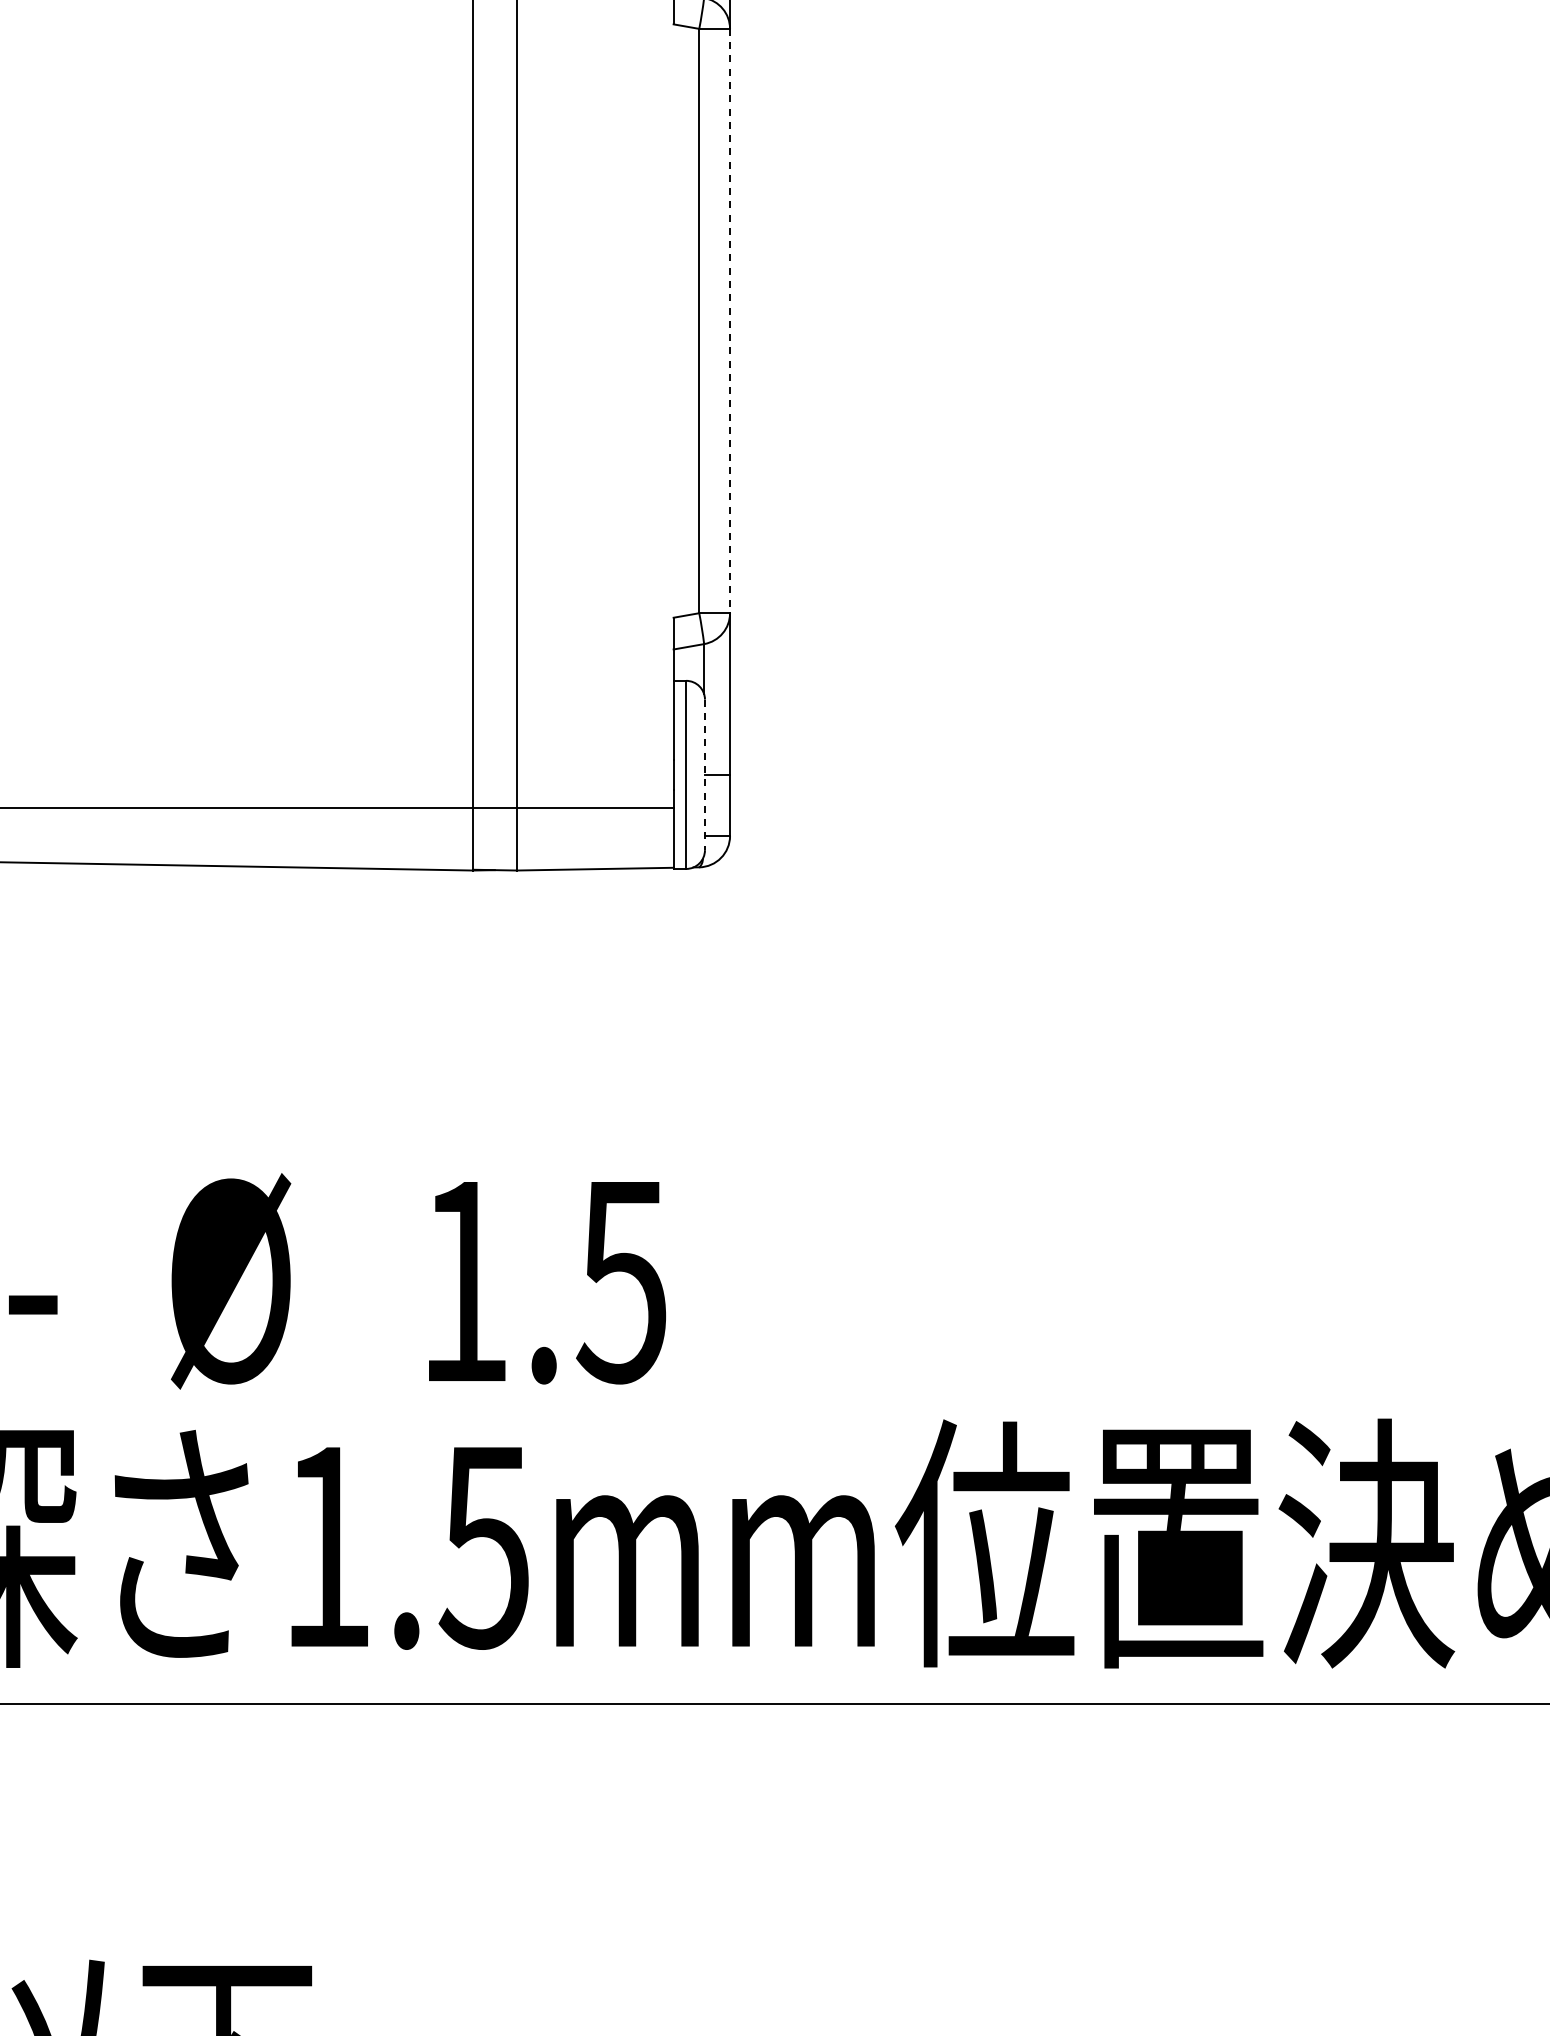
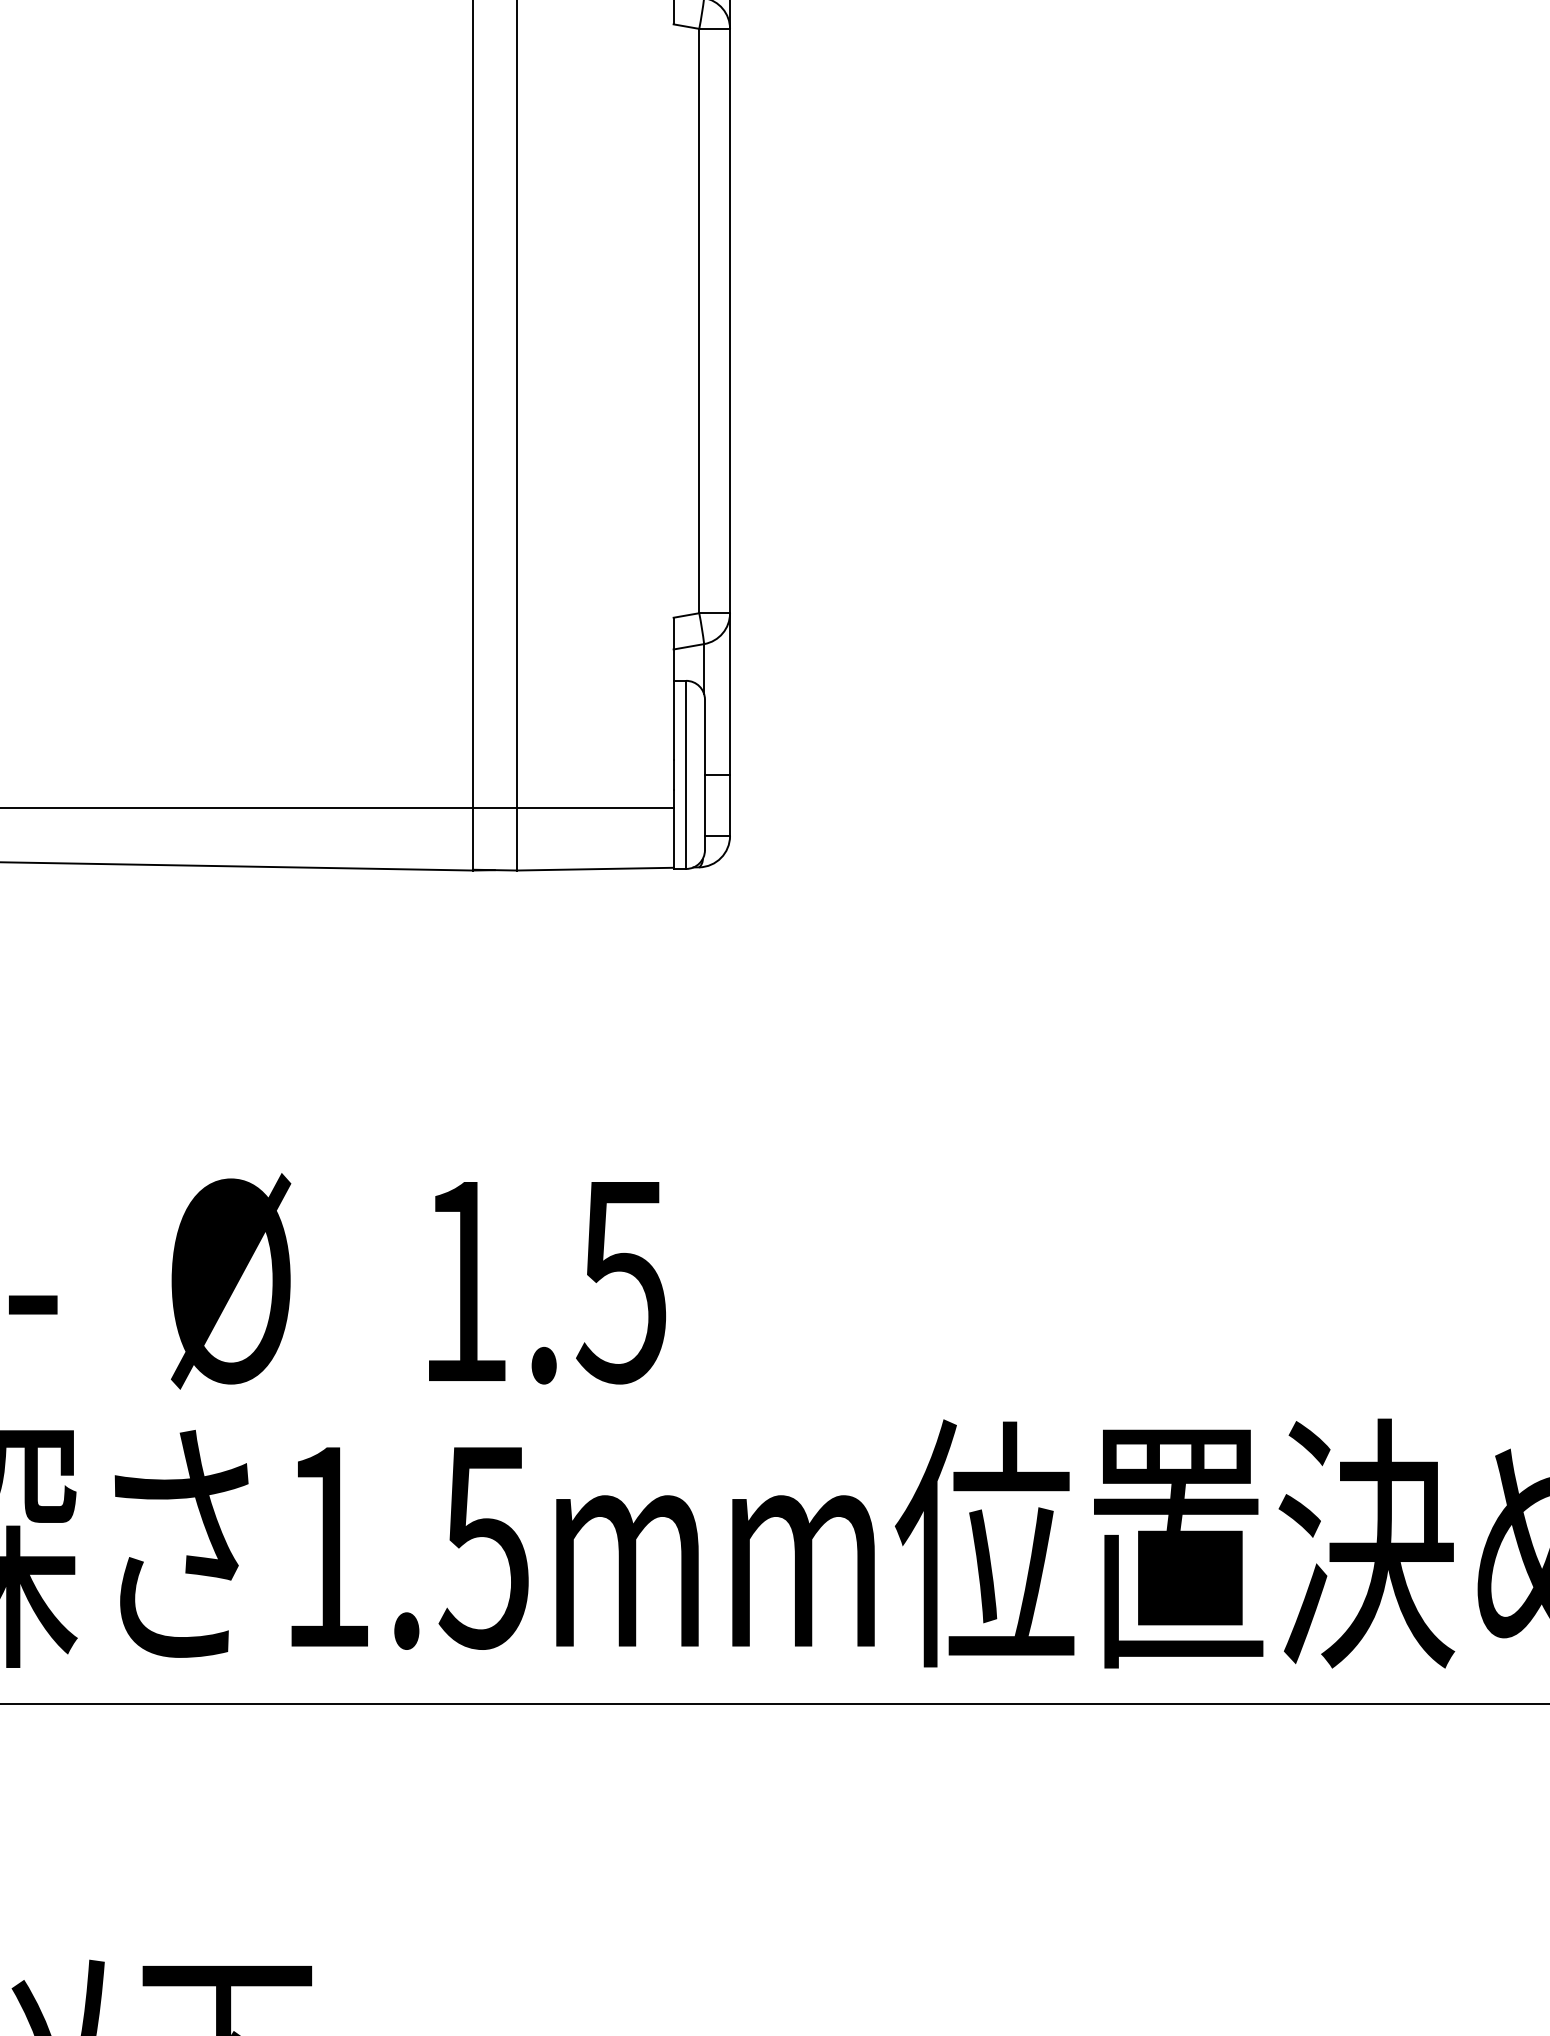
line: dashed -> solid (730, 321)
line: dashed -> solid (704, 775)
